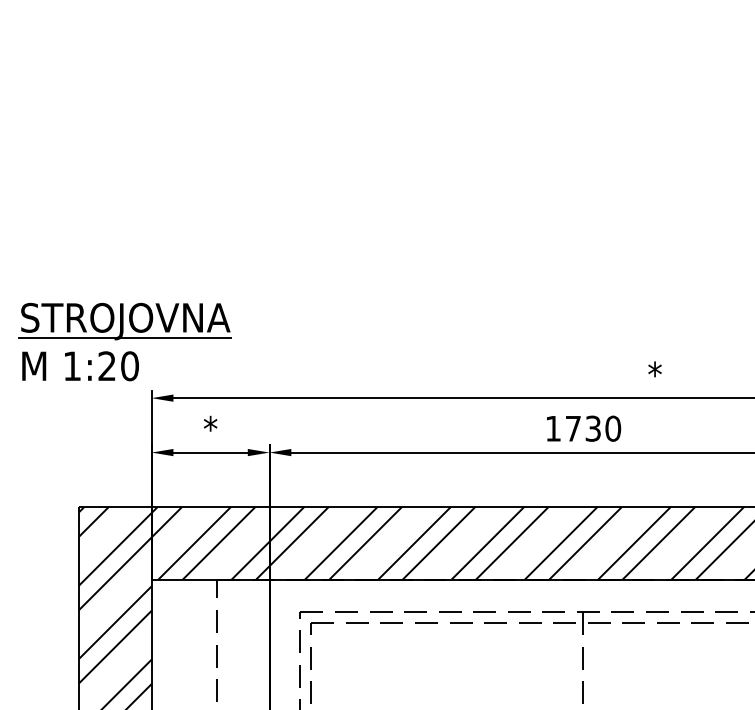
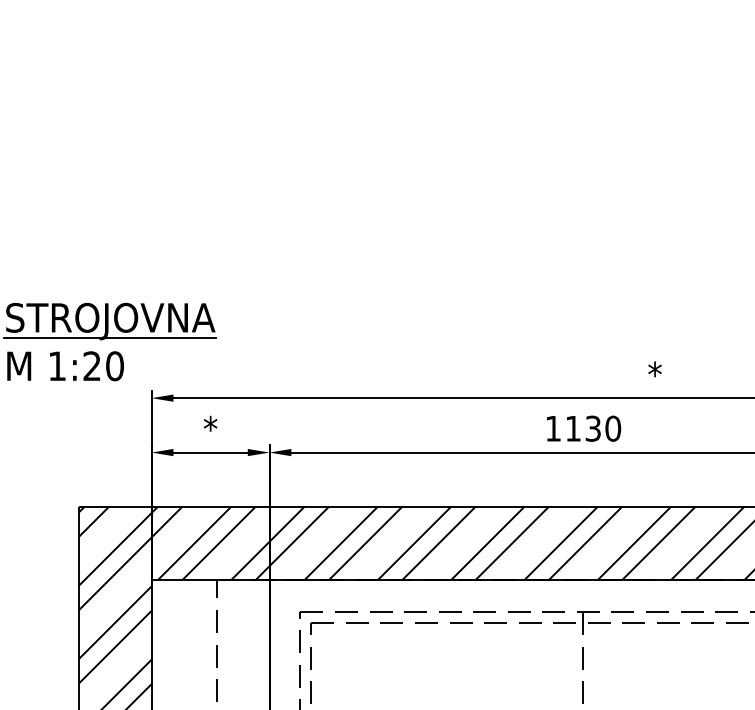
part position: (124, 341) -> (109, 341) (109, 341)
text: 1730 -> 1130 (573, 428)
